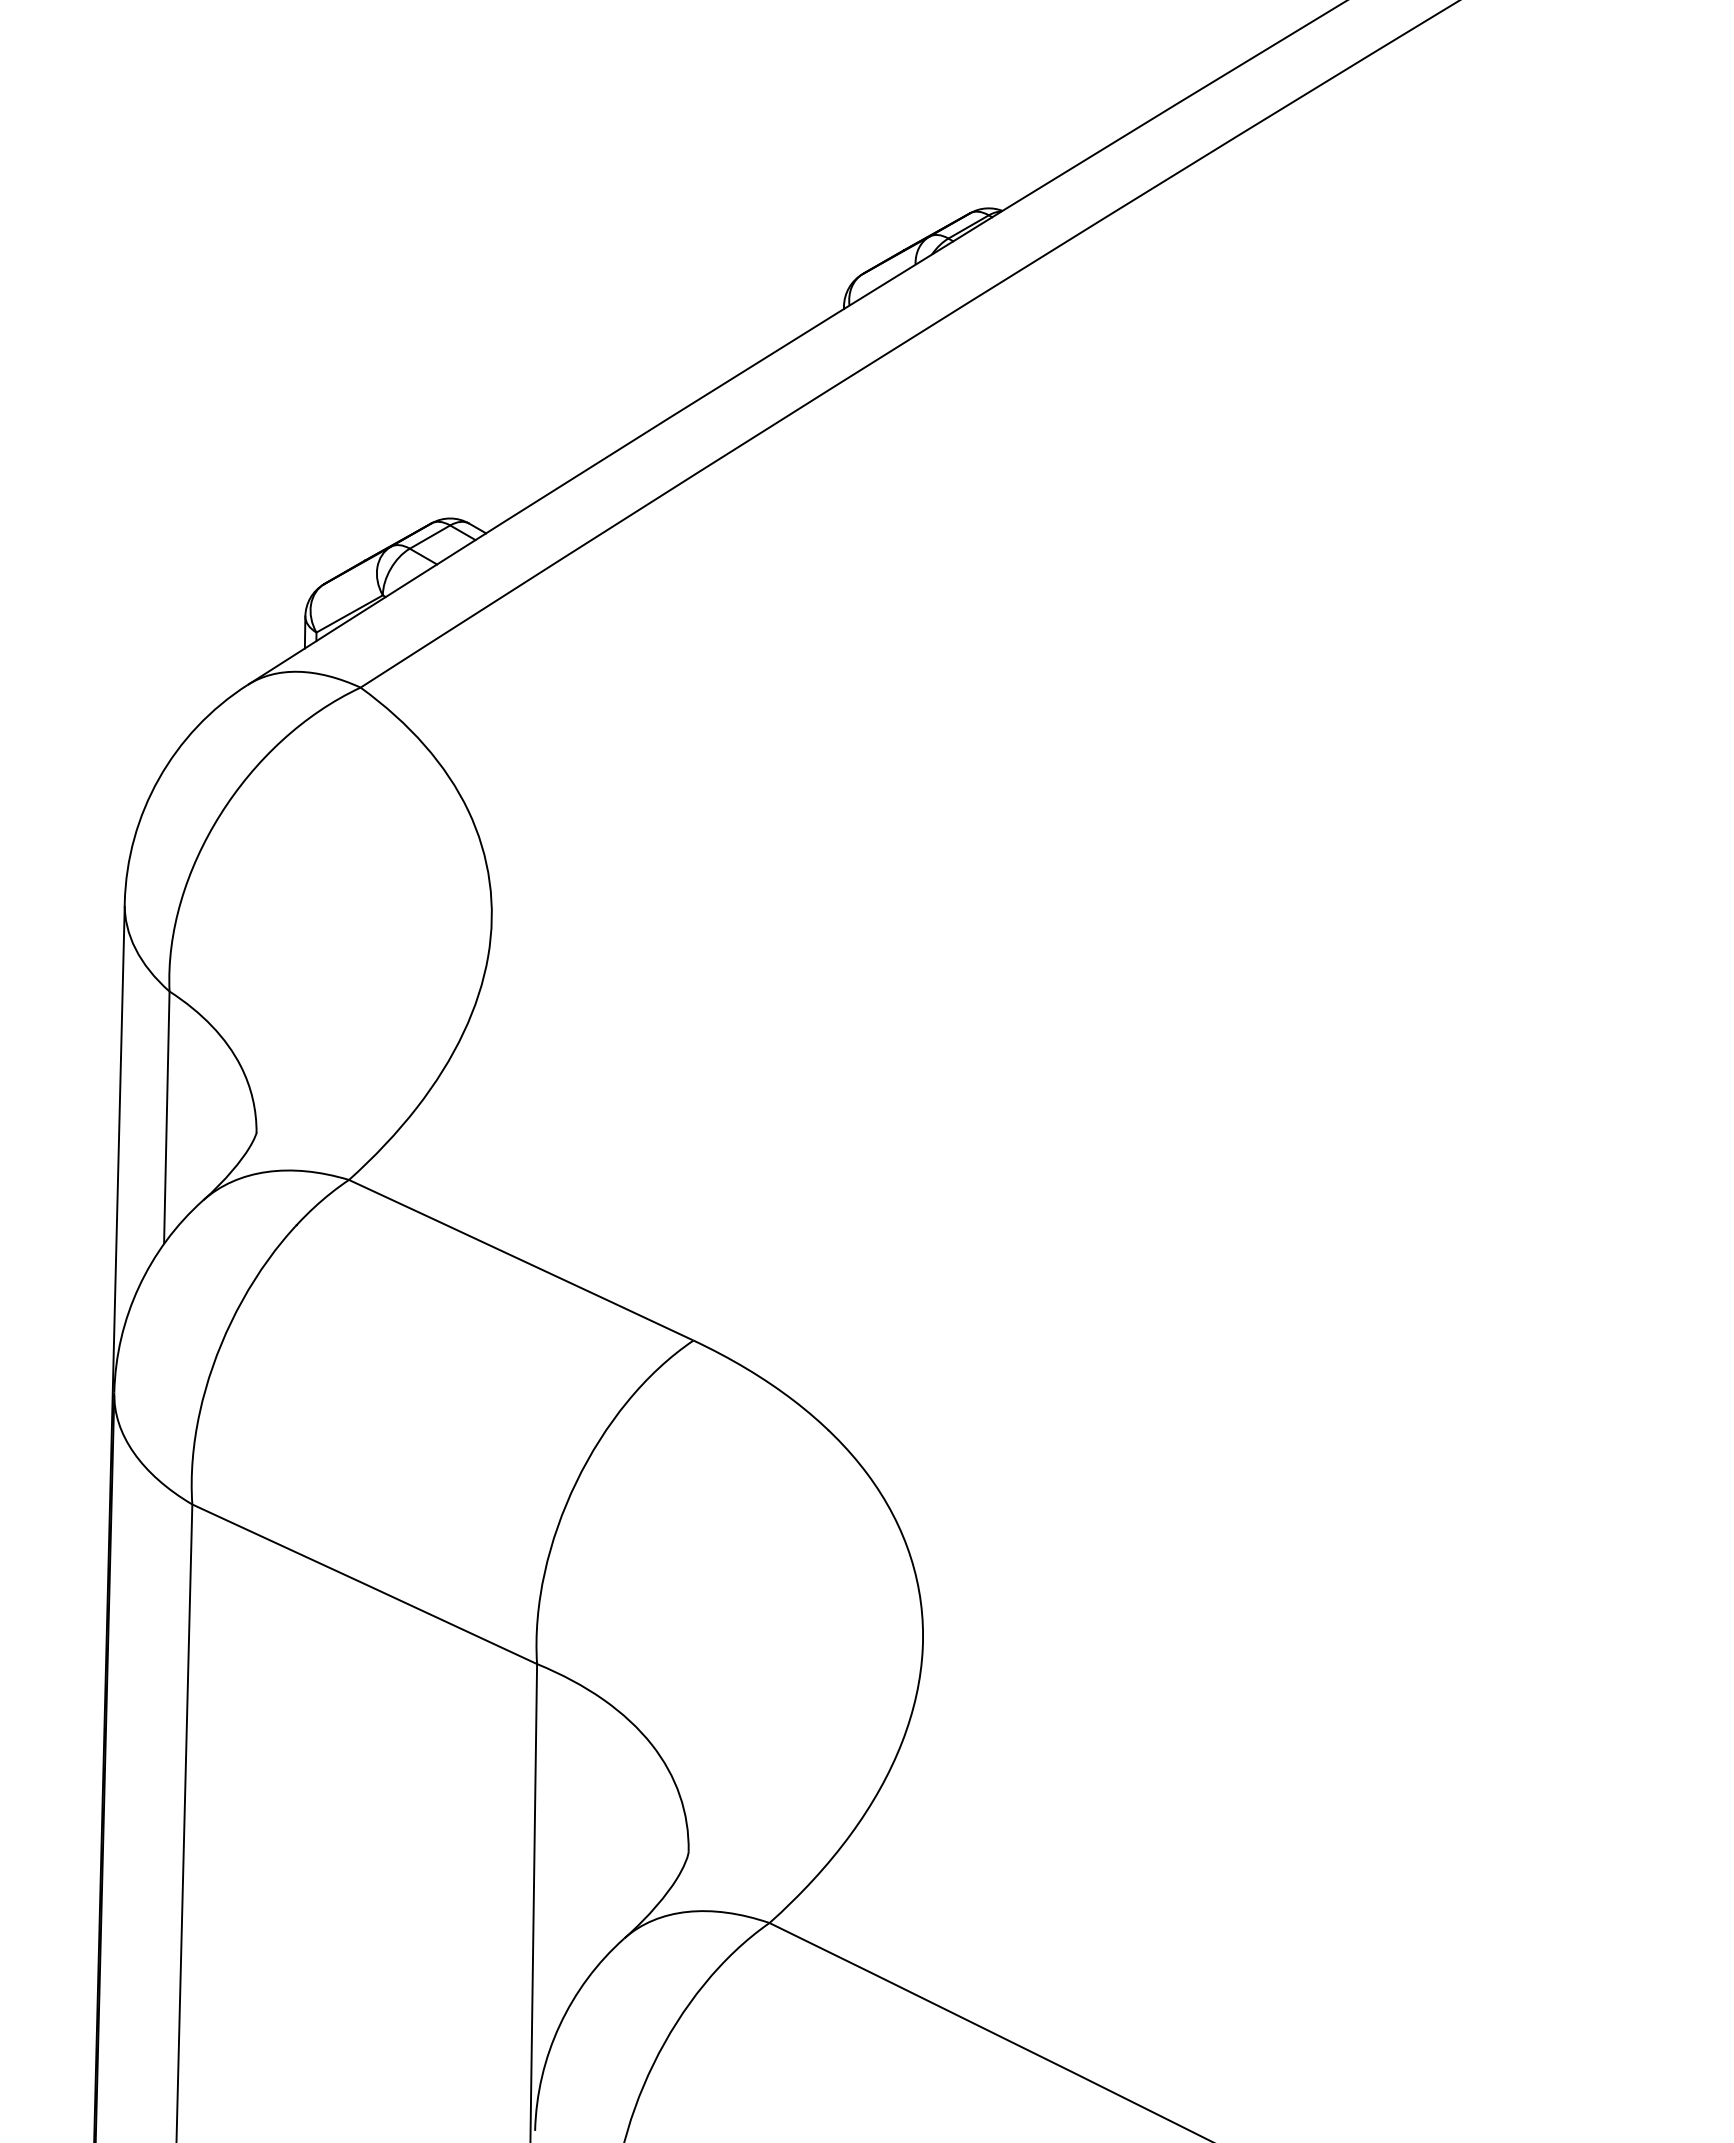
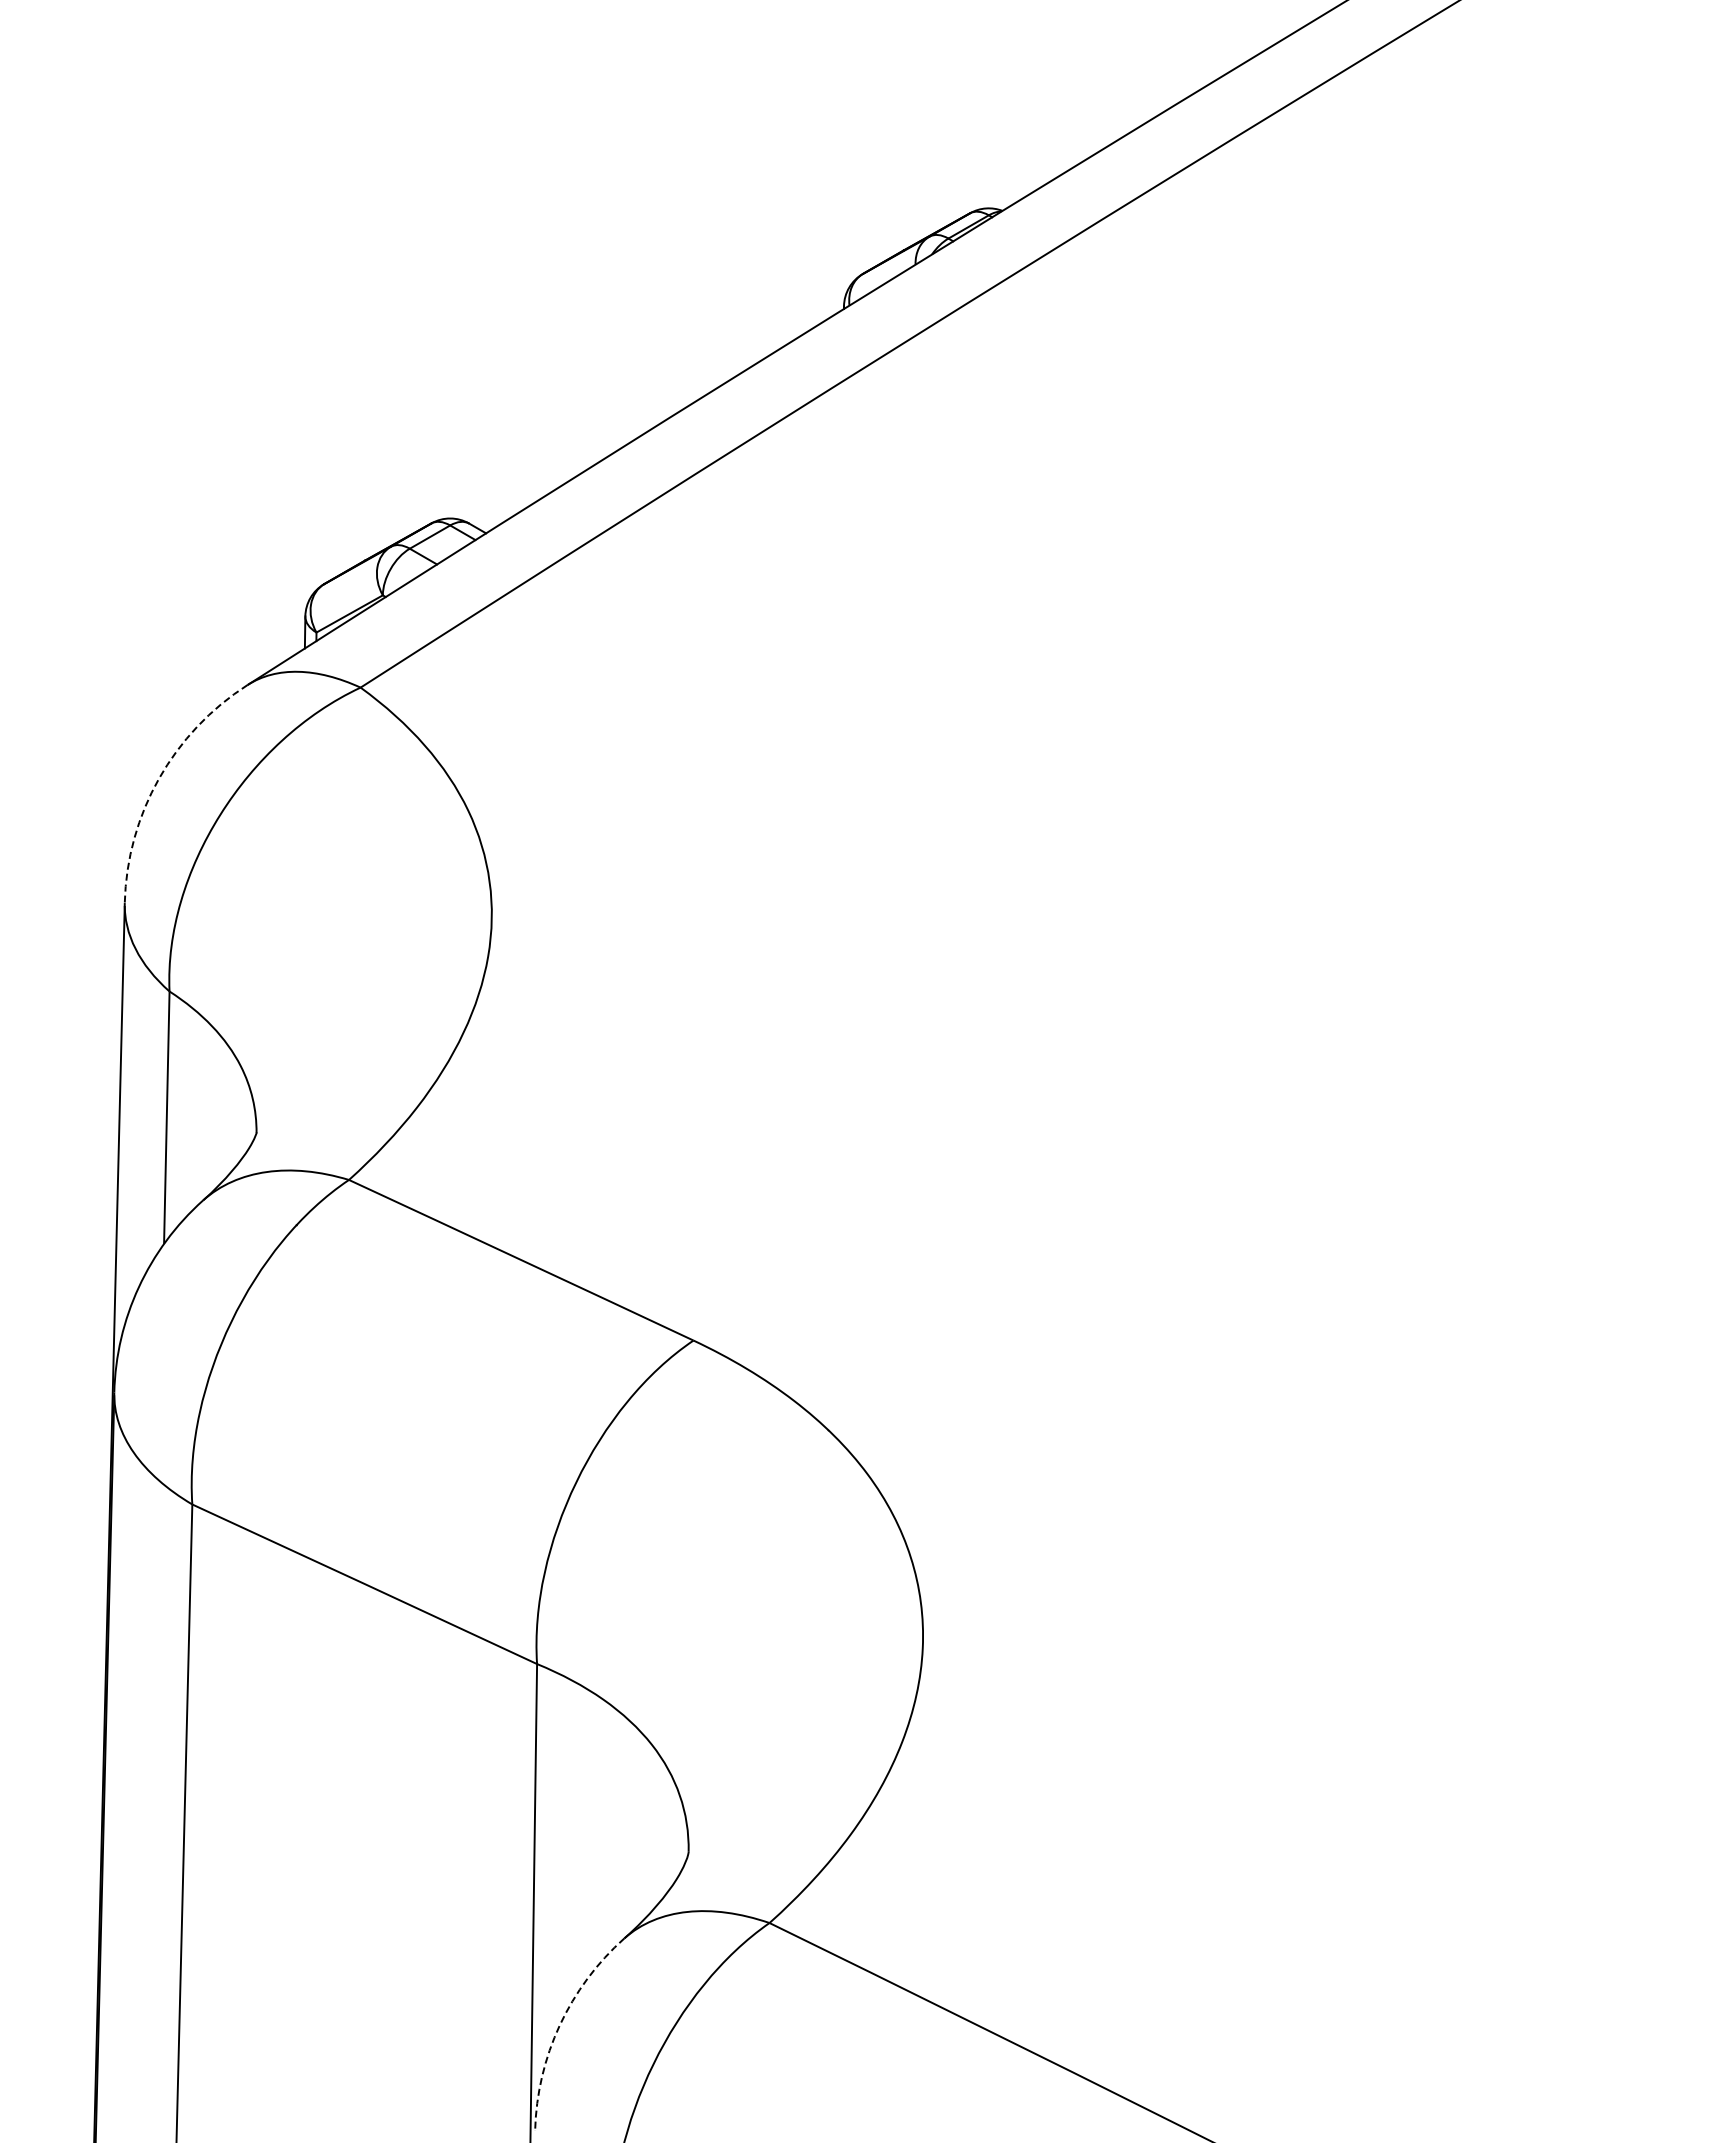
arc: solid -> dashed (159, 778)
arc: solid -> dashed (559, 2025)
